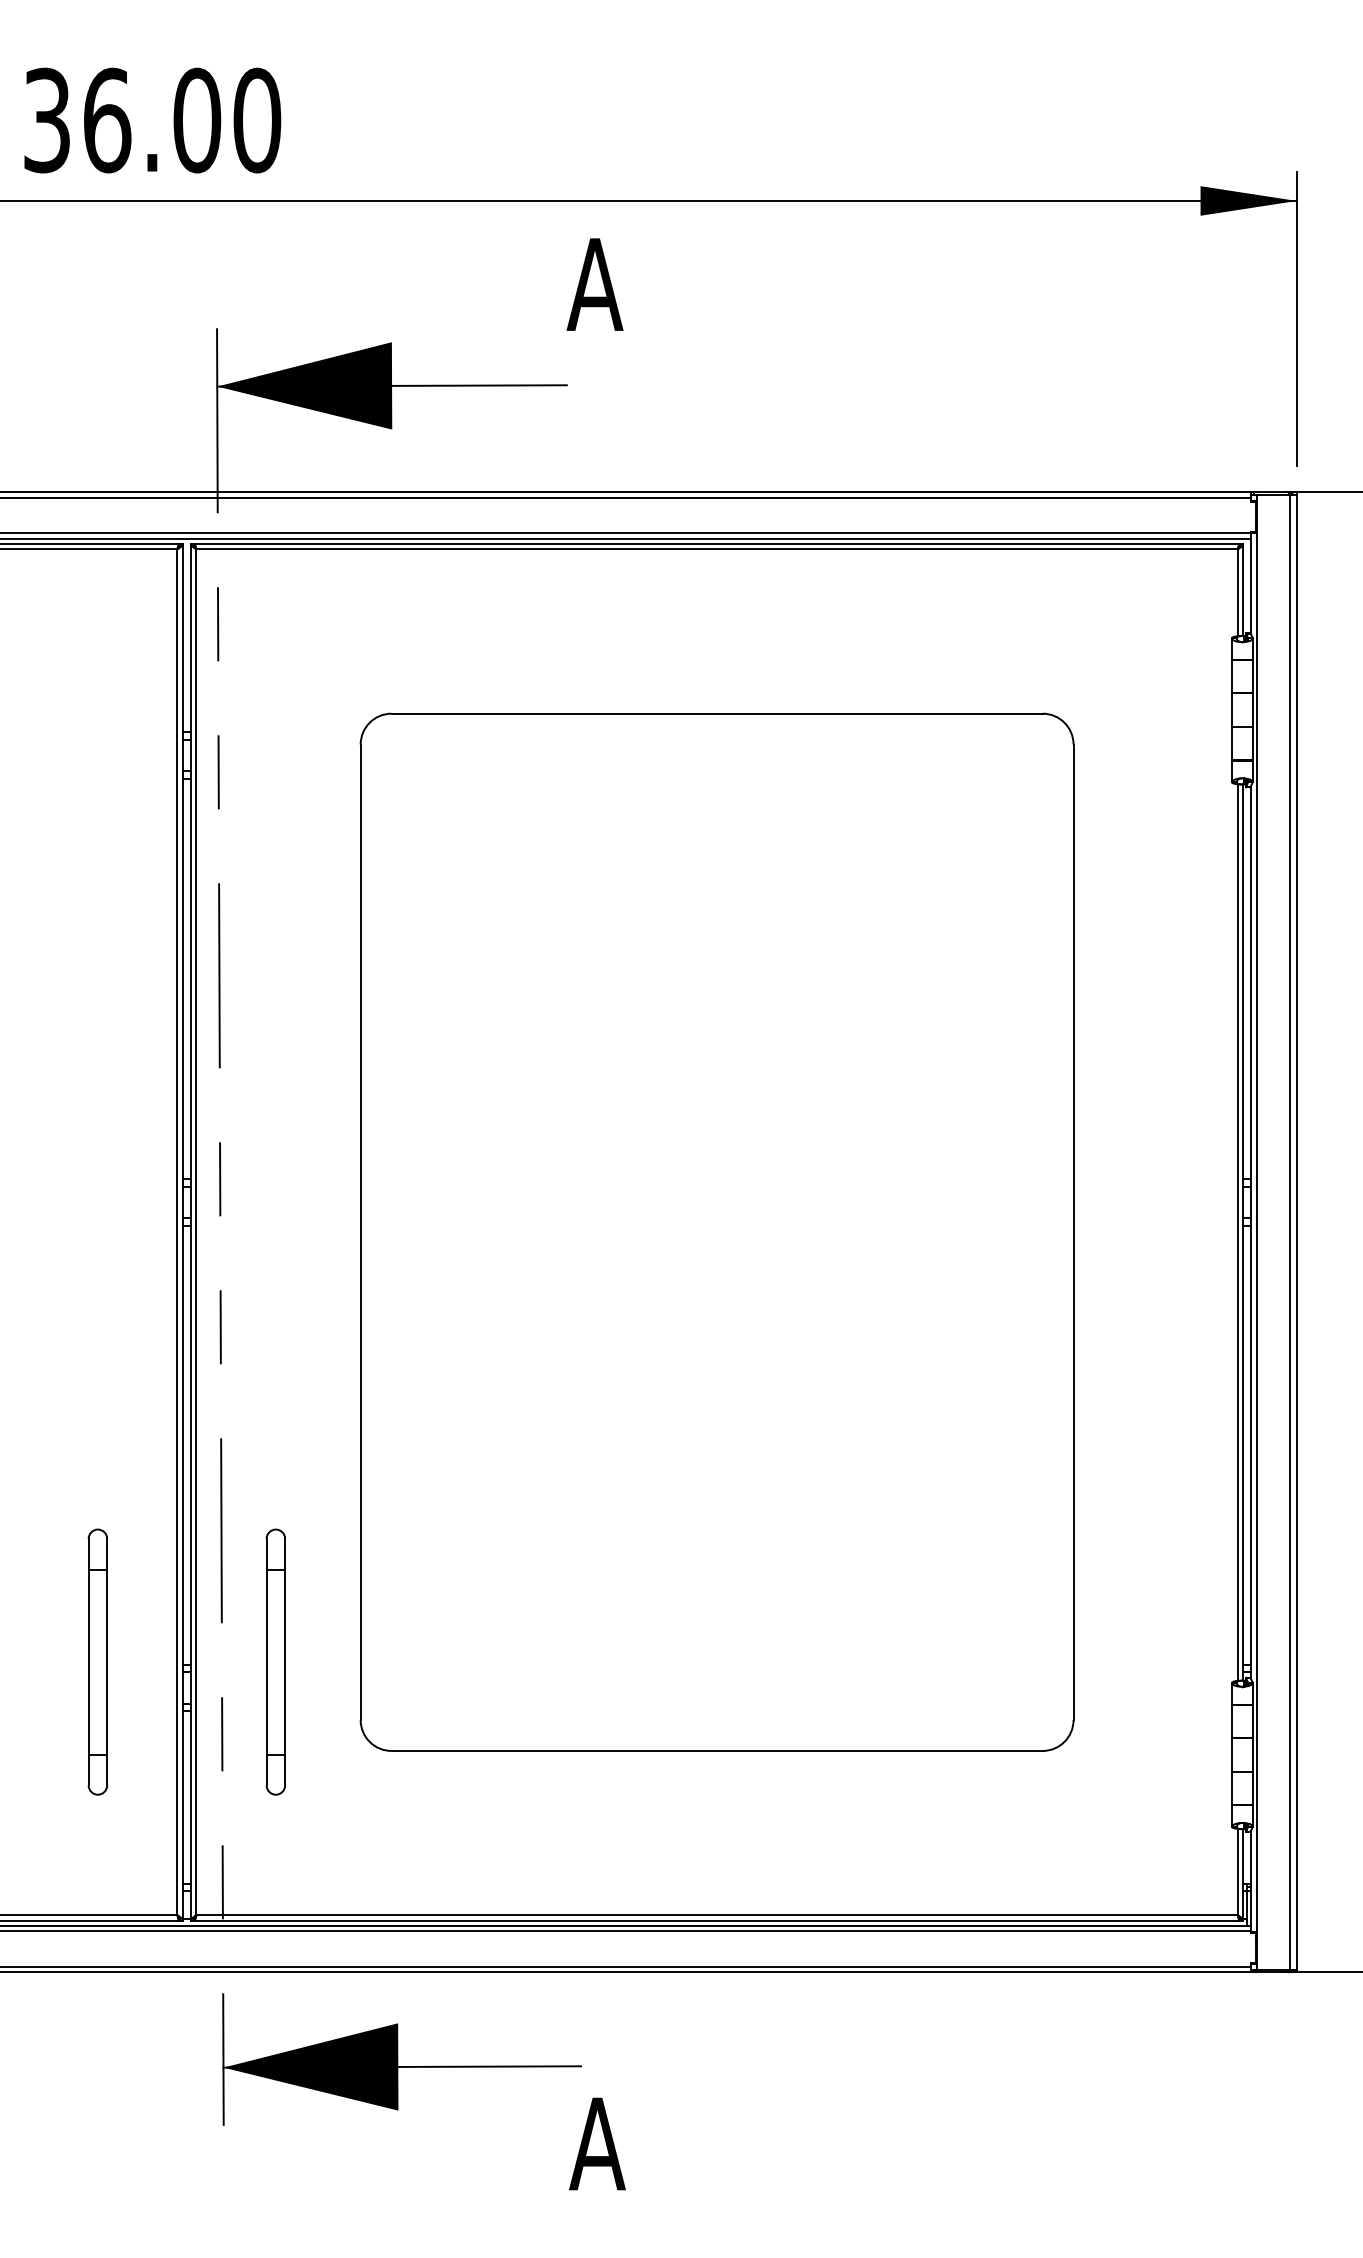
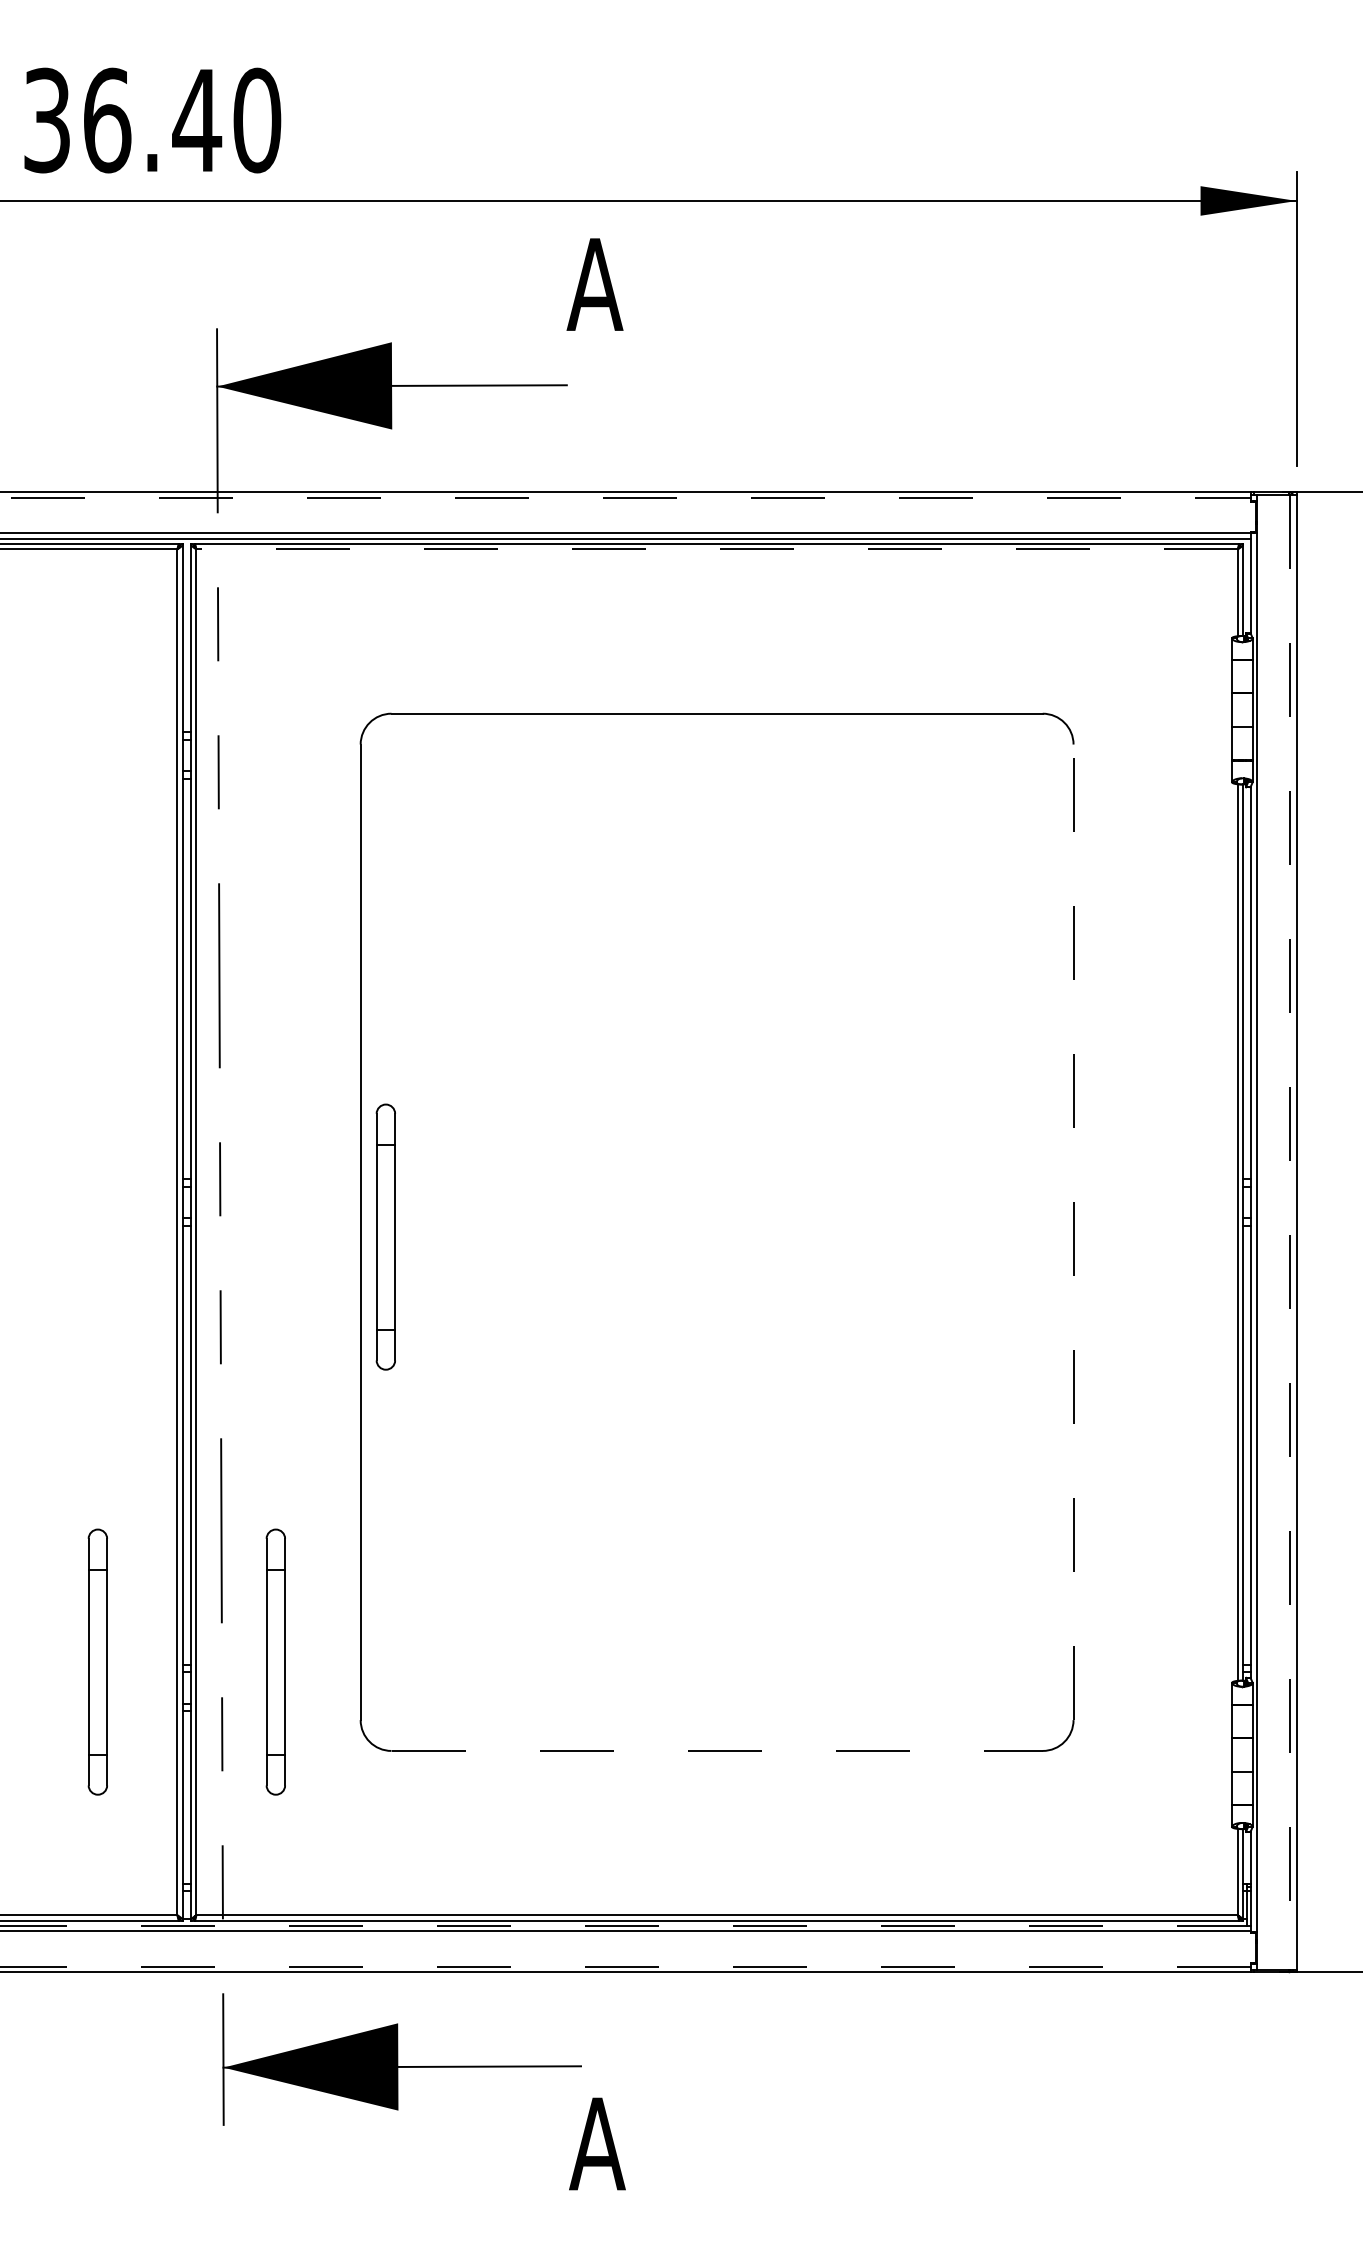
text: 36.00 -> 36.40 (197, 120)
line: solid -> dashed (625, 497)
line: solid -> dashed (717, 549)
line: solid -> dashed (1073, 1232)
line: solid -> dashed (1290, 1232)
part: none -> present (385, 1236)
line: solid -> dashed (717, 1750)
line: solid -> dashed (625, 1926)
line: solid -> dashed (625, 1966)
